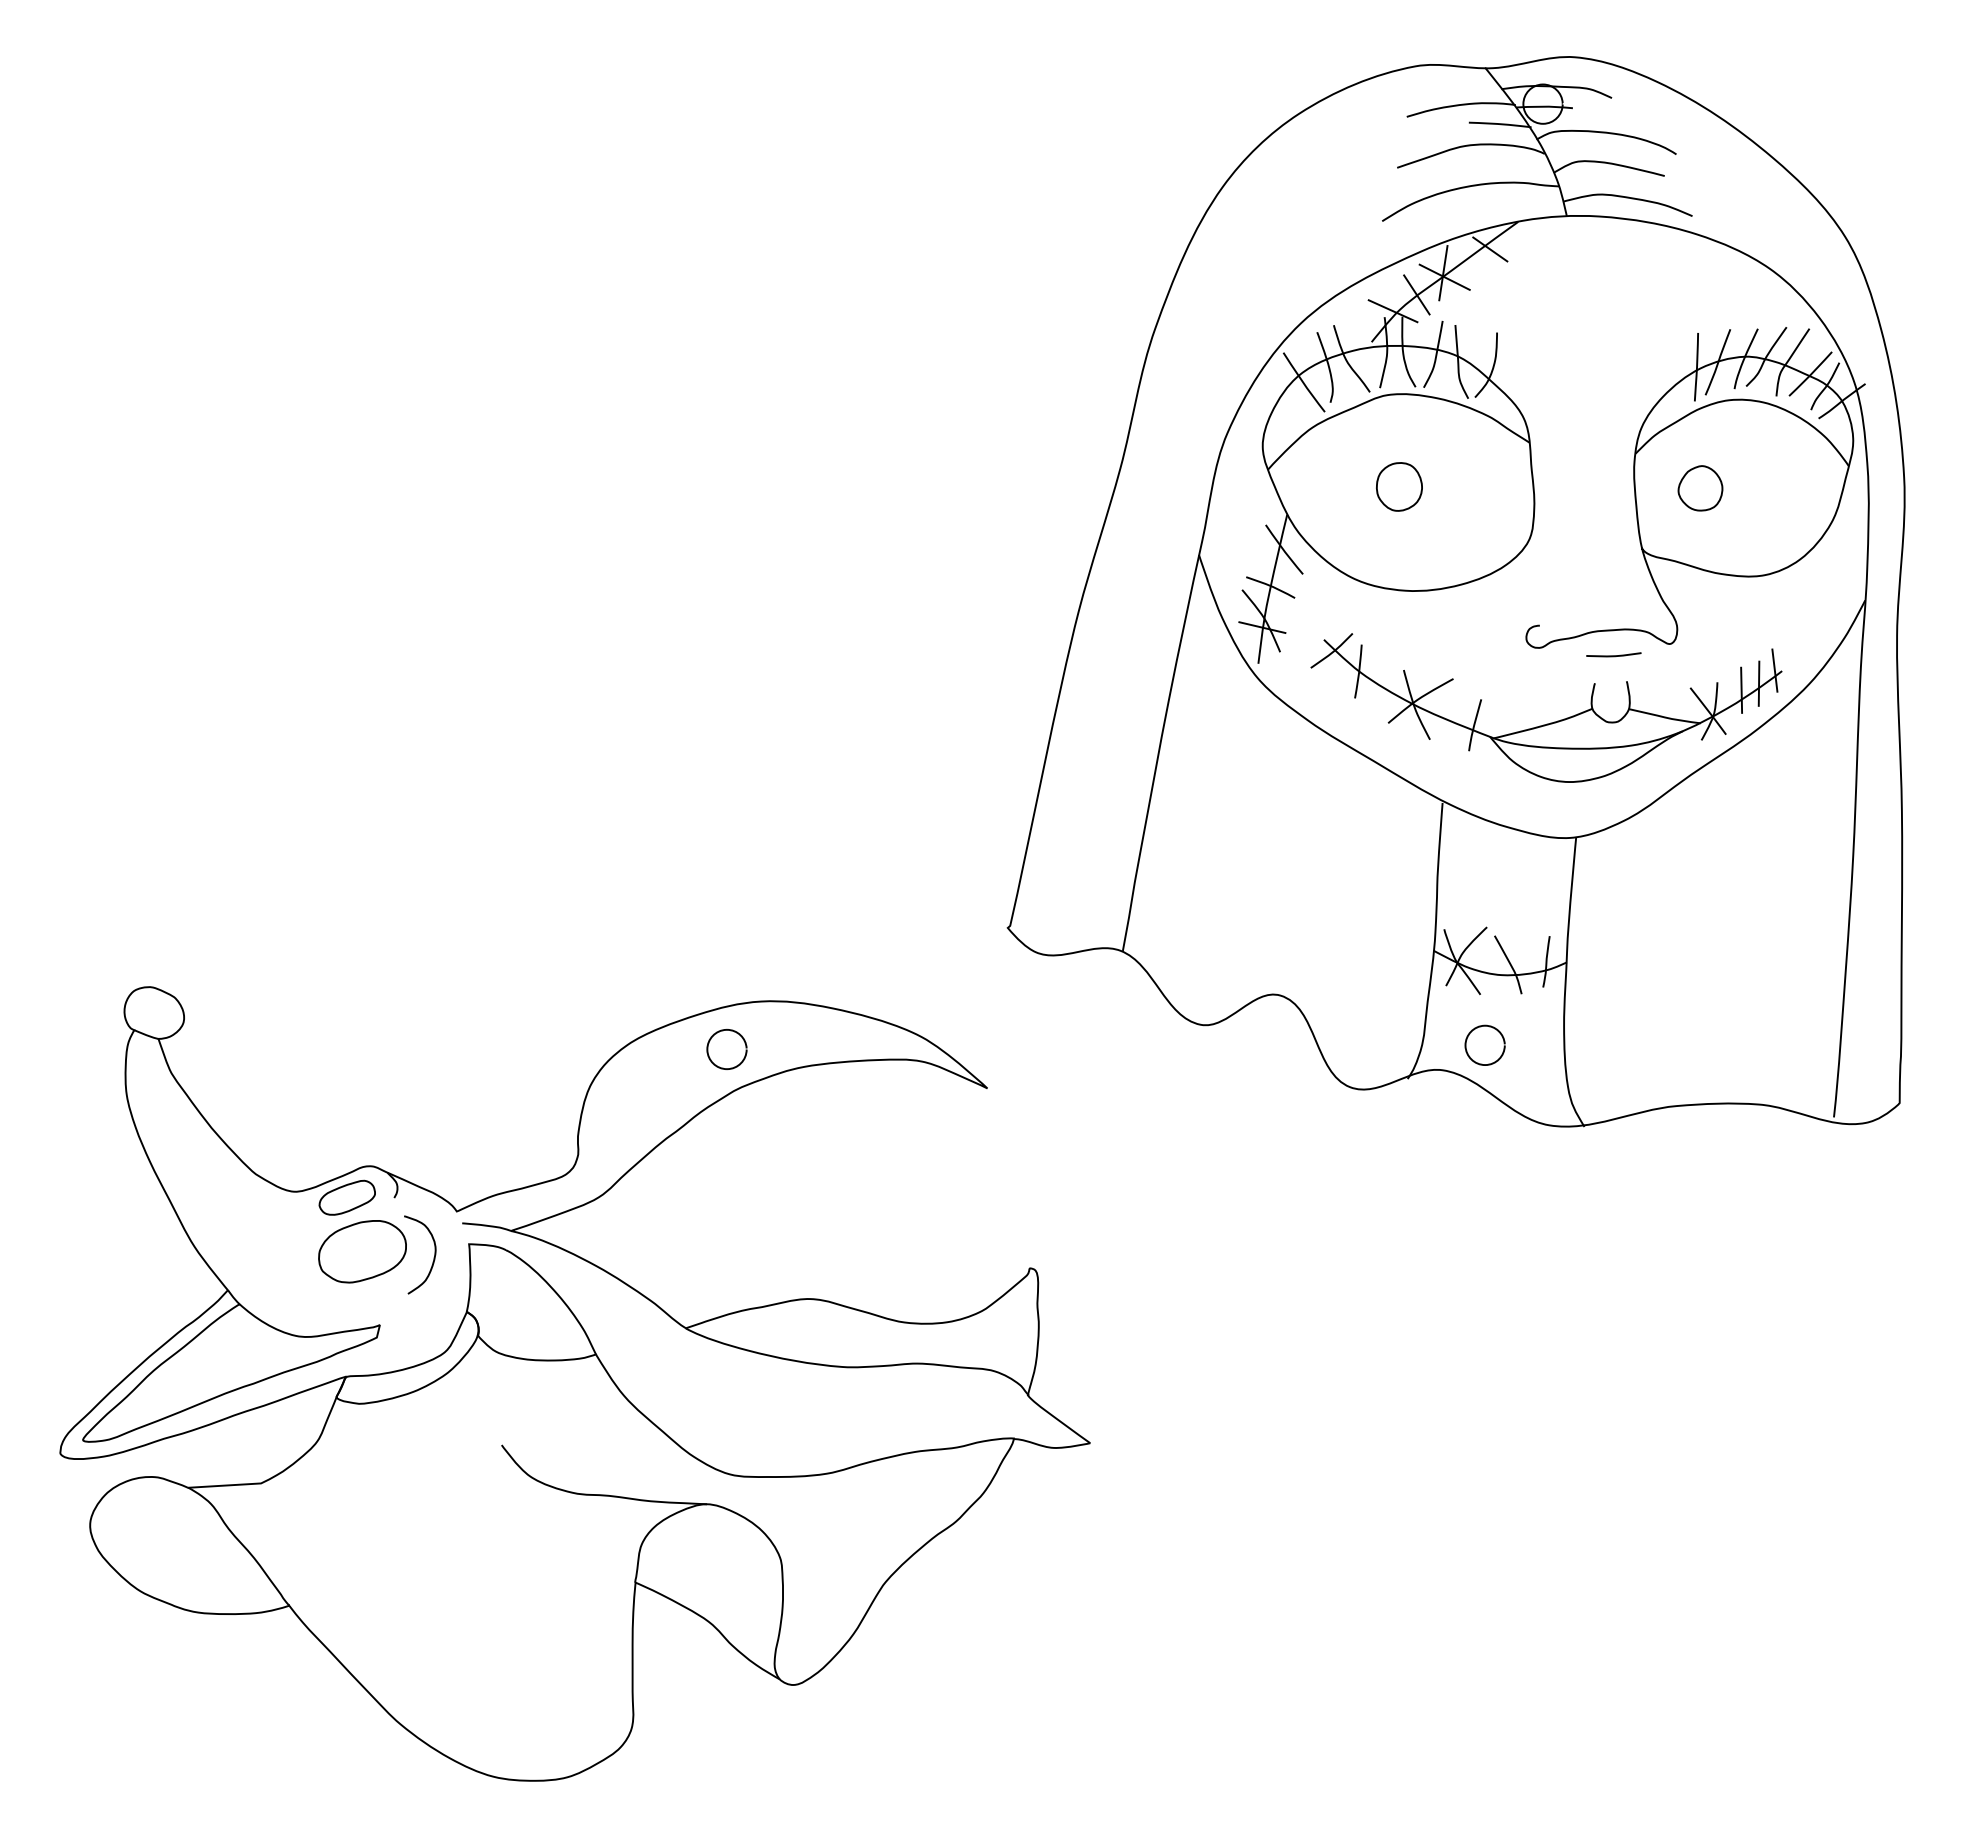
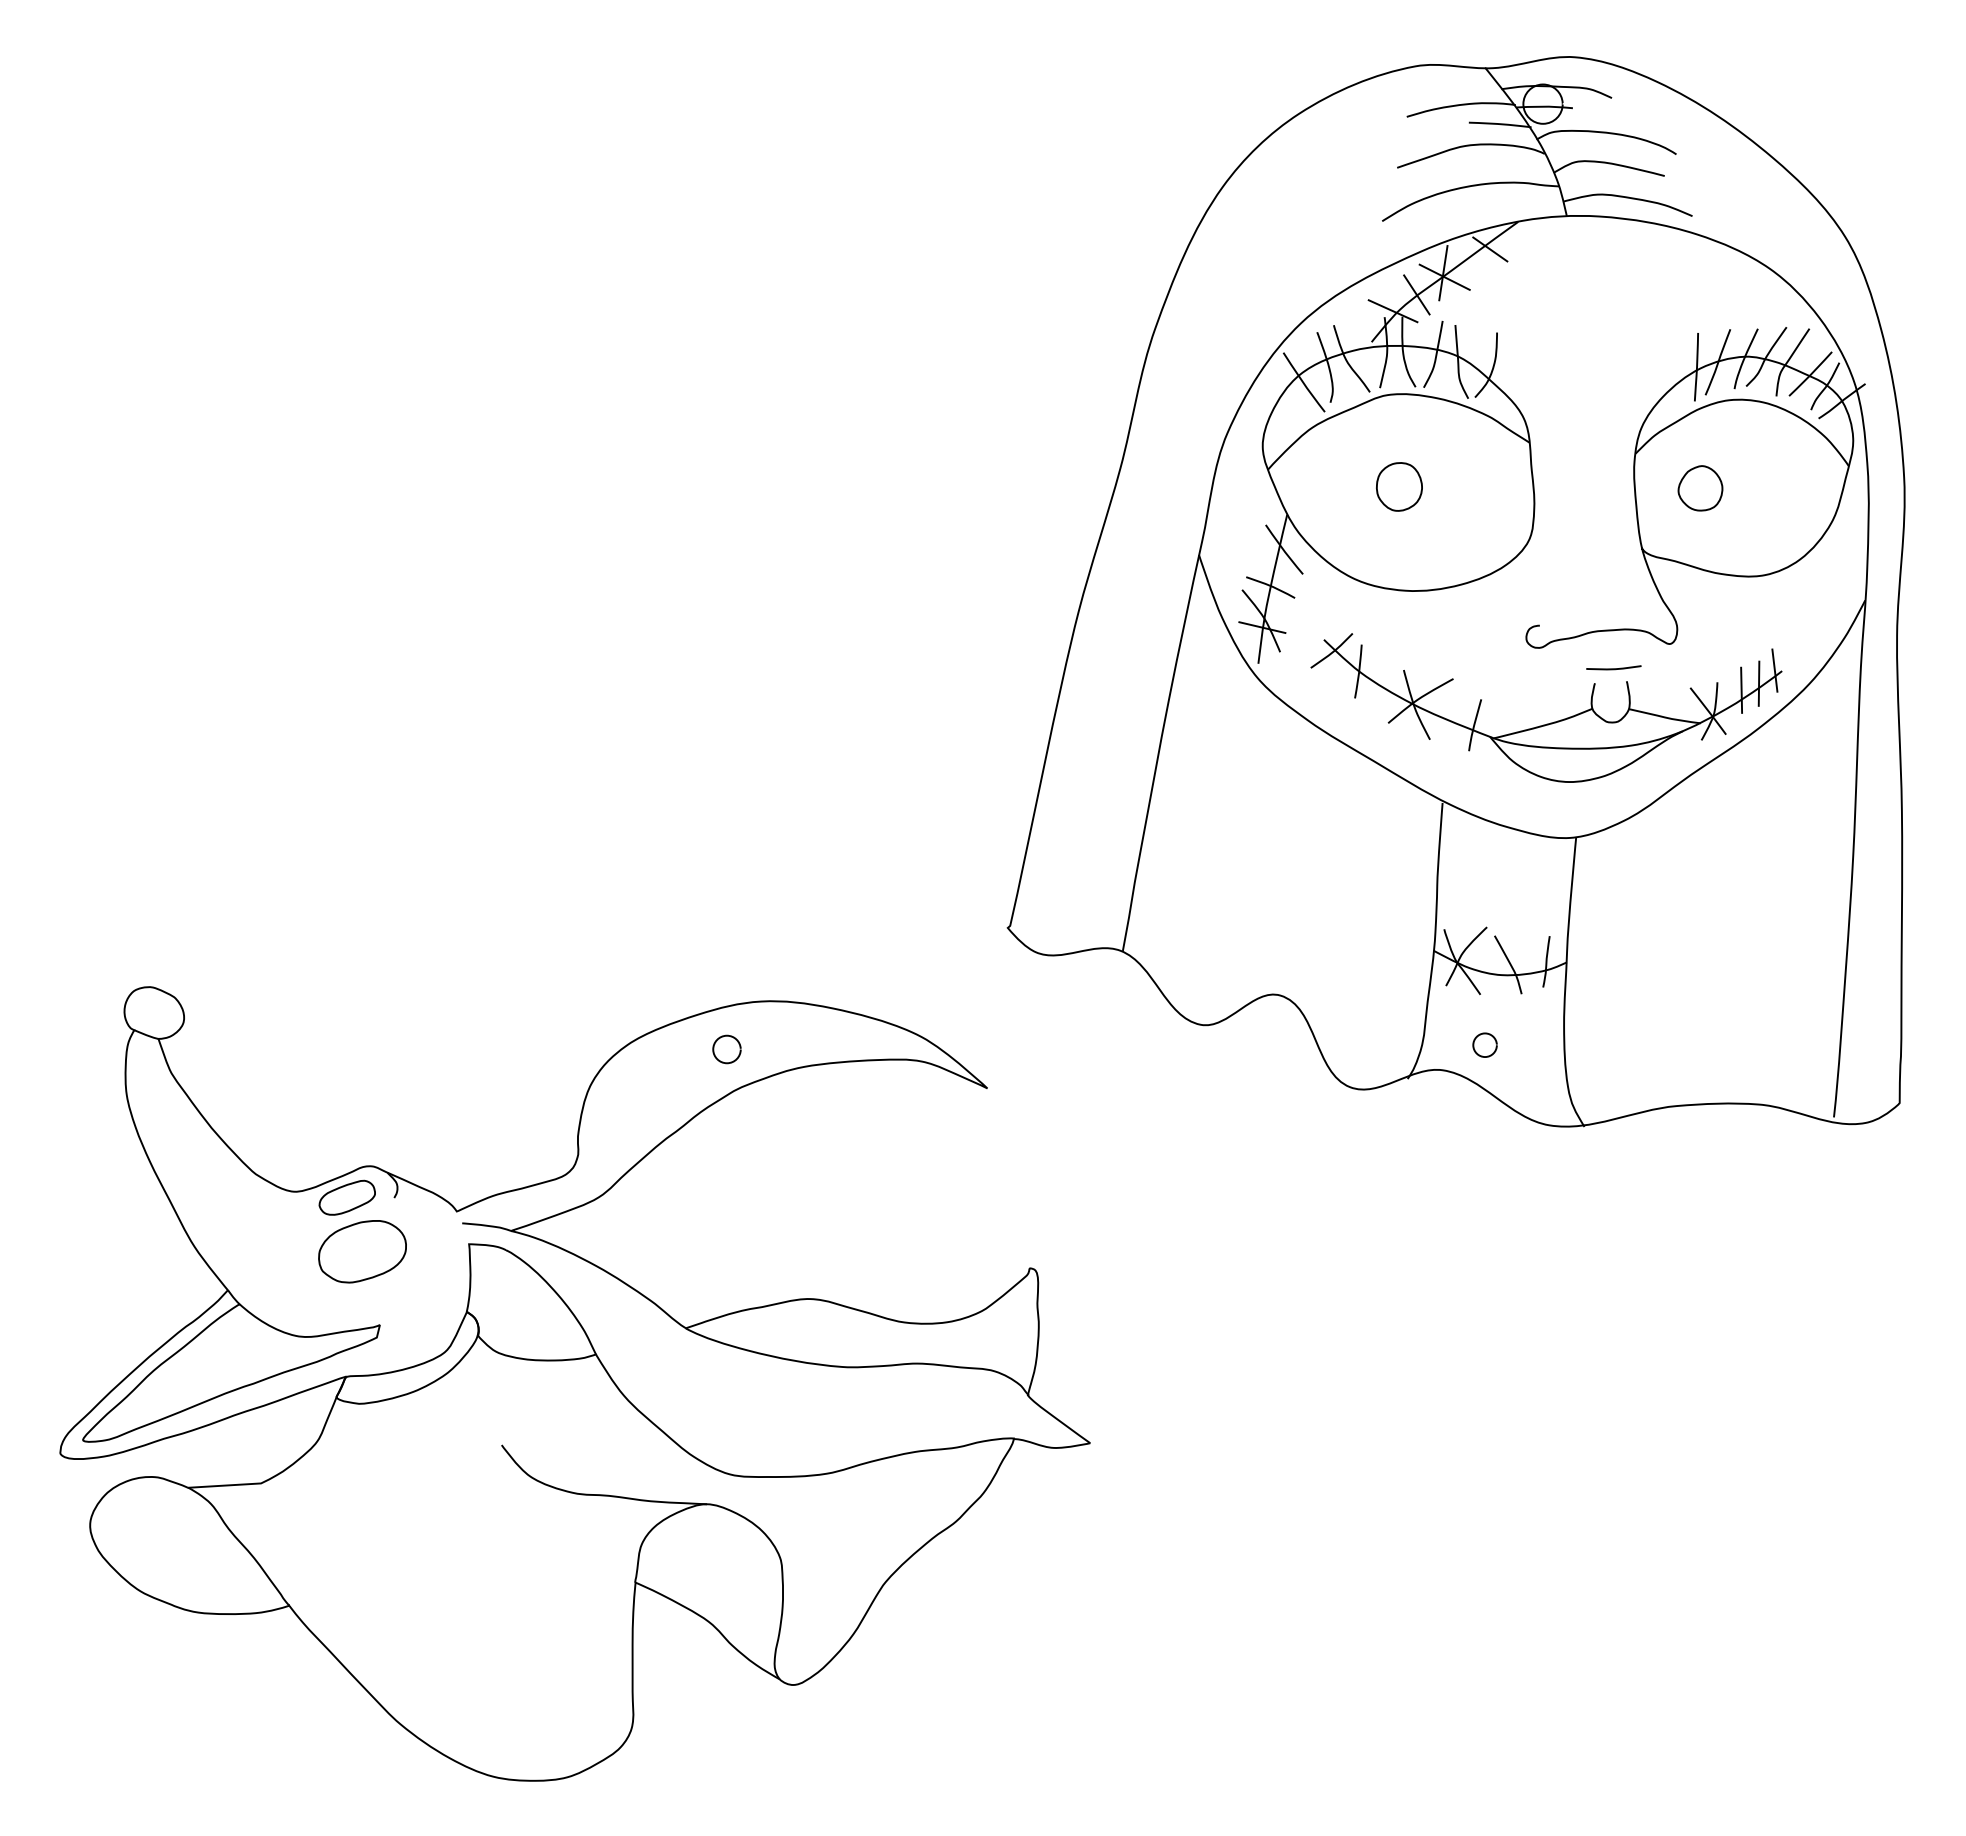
curve position: (1613, 655) -> (1613, 668) (1613, 668)
part size: 42x42 px -> 26x26 px (1484, 1044)
part size: 42x41 px -> 30x31 px (726, 1049)
curve: present -> none (433, 1257)
